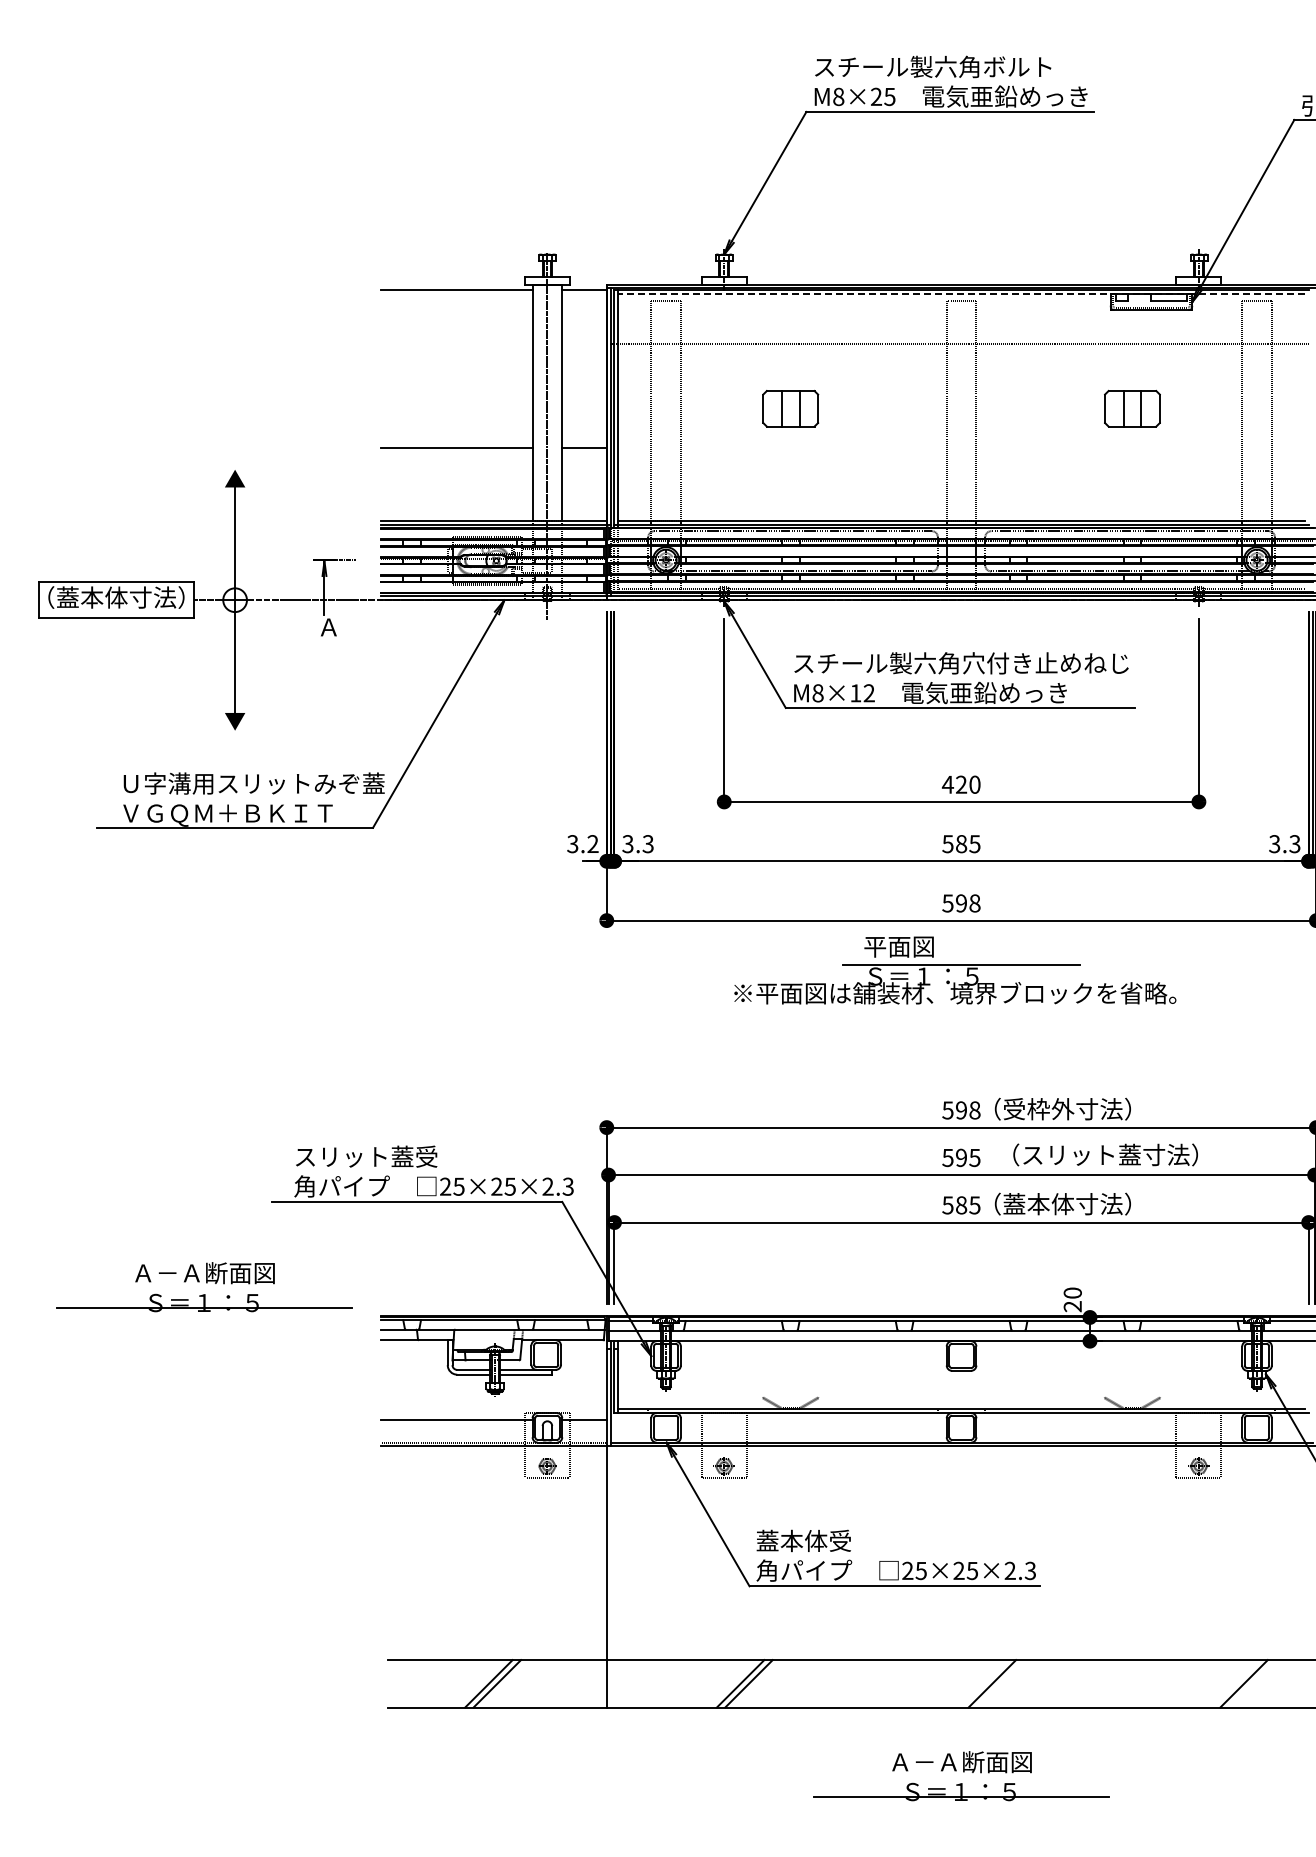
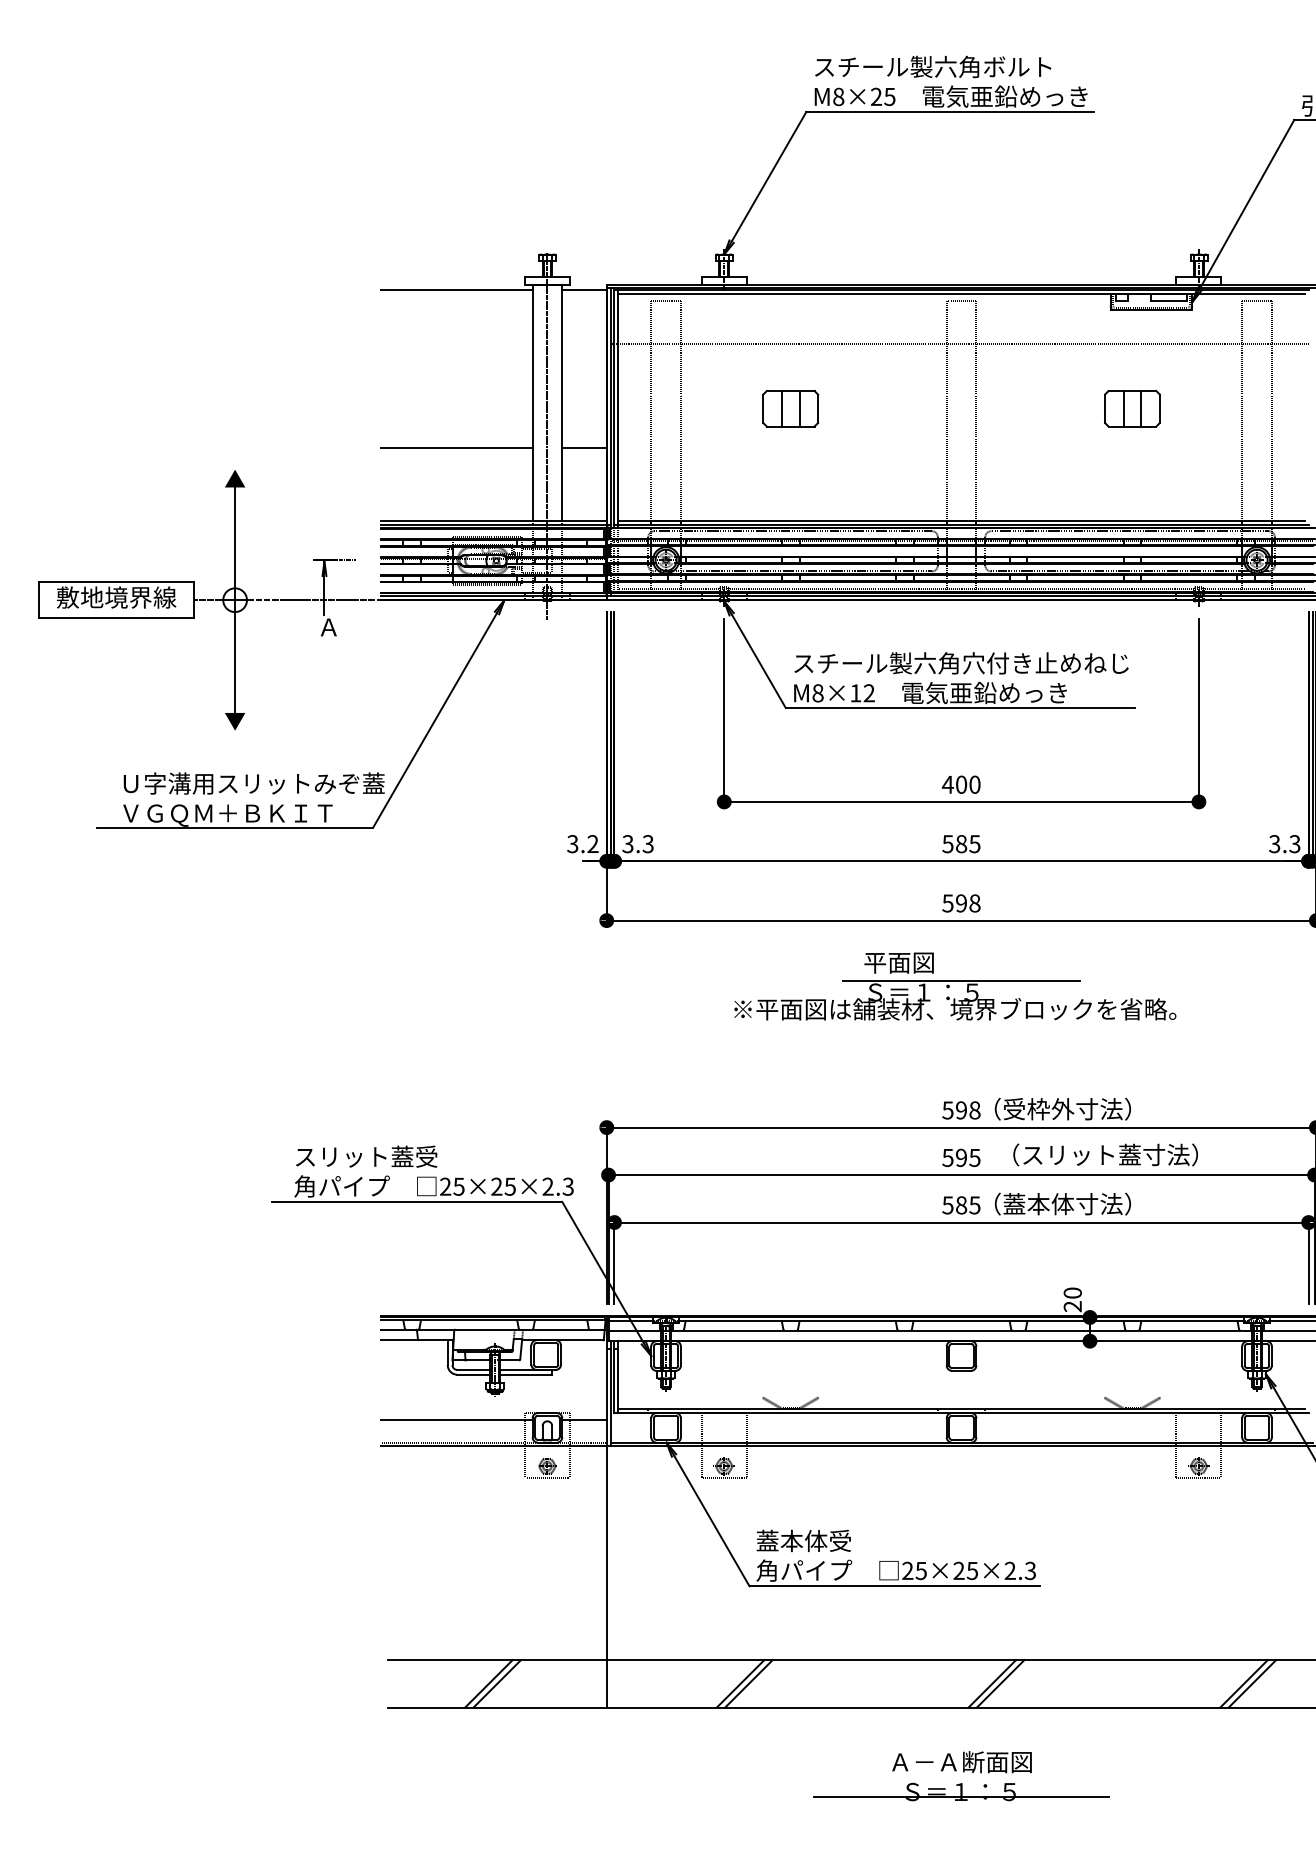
line: dashed -> solid (961, 294)
text: （蓋本体寸法） -> 敷地境界線 (116, 597)
text: 420 -> 400 (961, 784)
part position: (955, 970) -> (955, 986) (955, 986)
part: present -> none (204, 1287)
line: none -> present (1000, 1683)
line: none -> present (1252, 1683)
